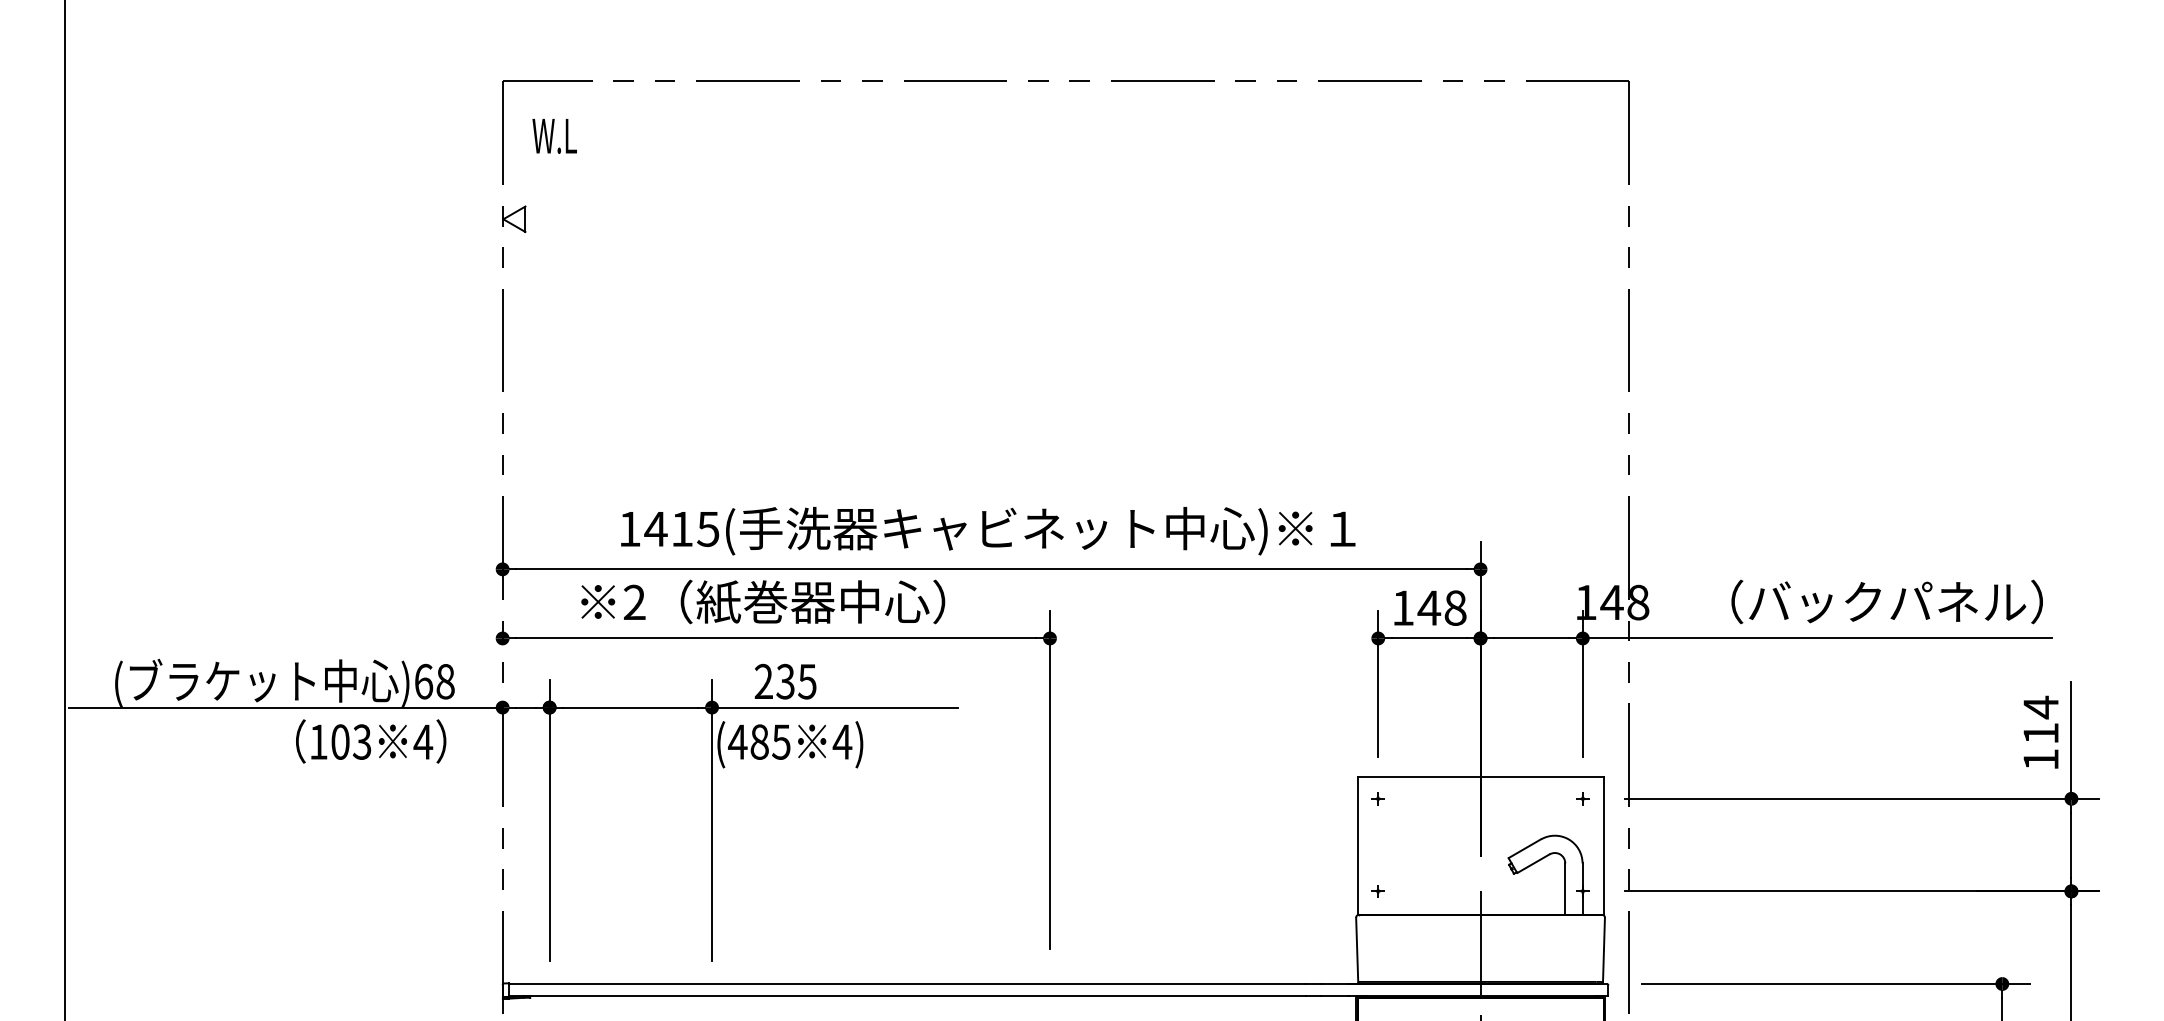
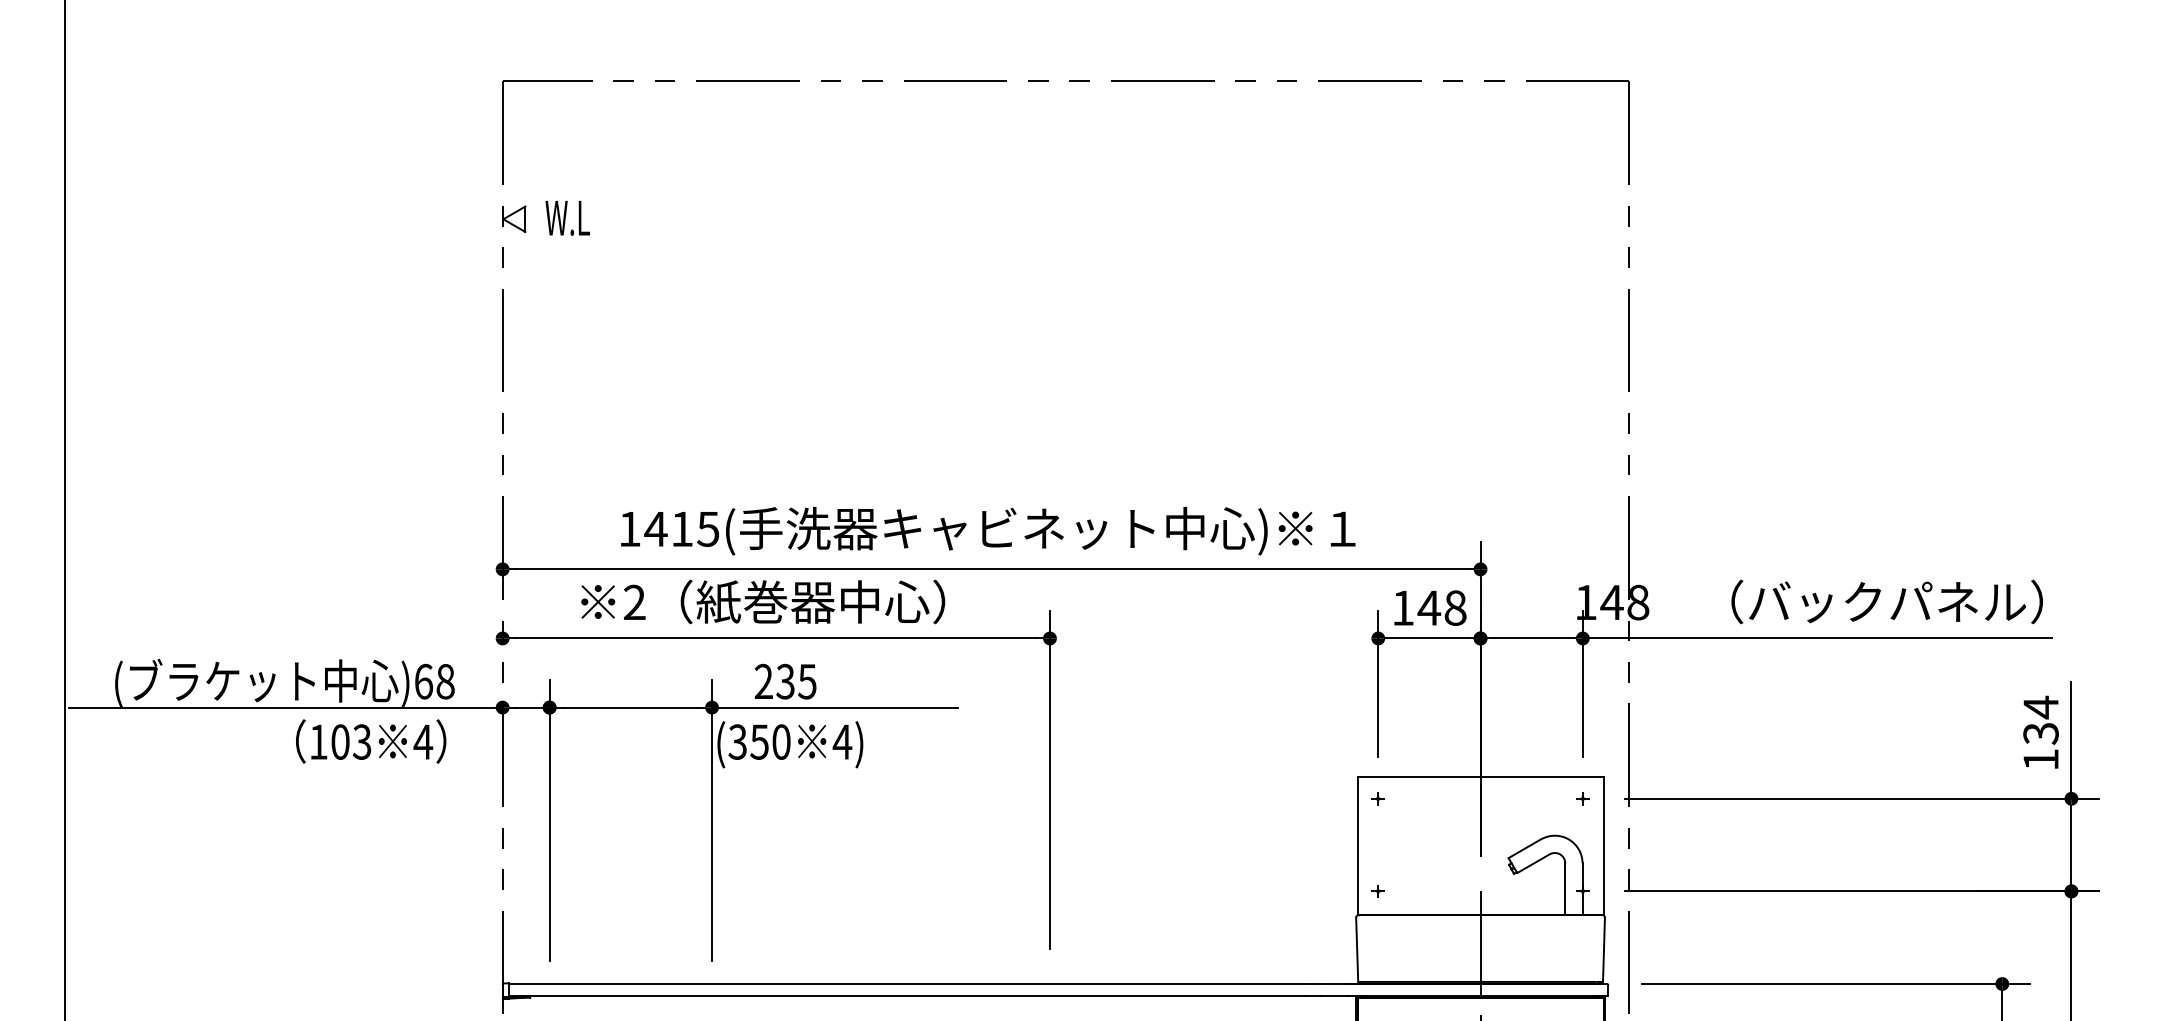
text position: (554, 136) -> (567, 218) (567, 218)
text: 114 -> 134 (2040, 733)
text: (485 -> (350 (759, 741)
